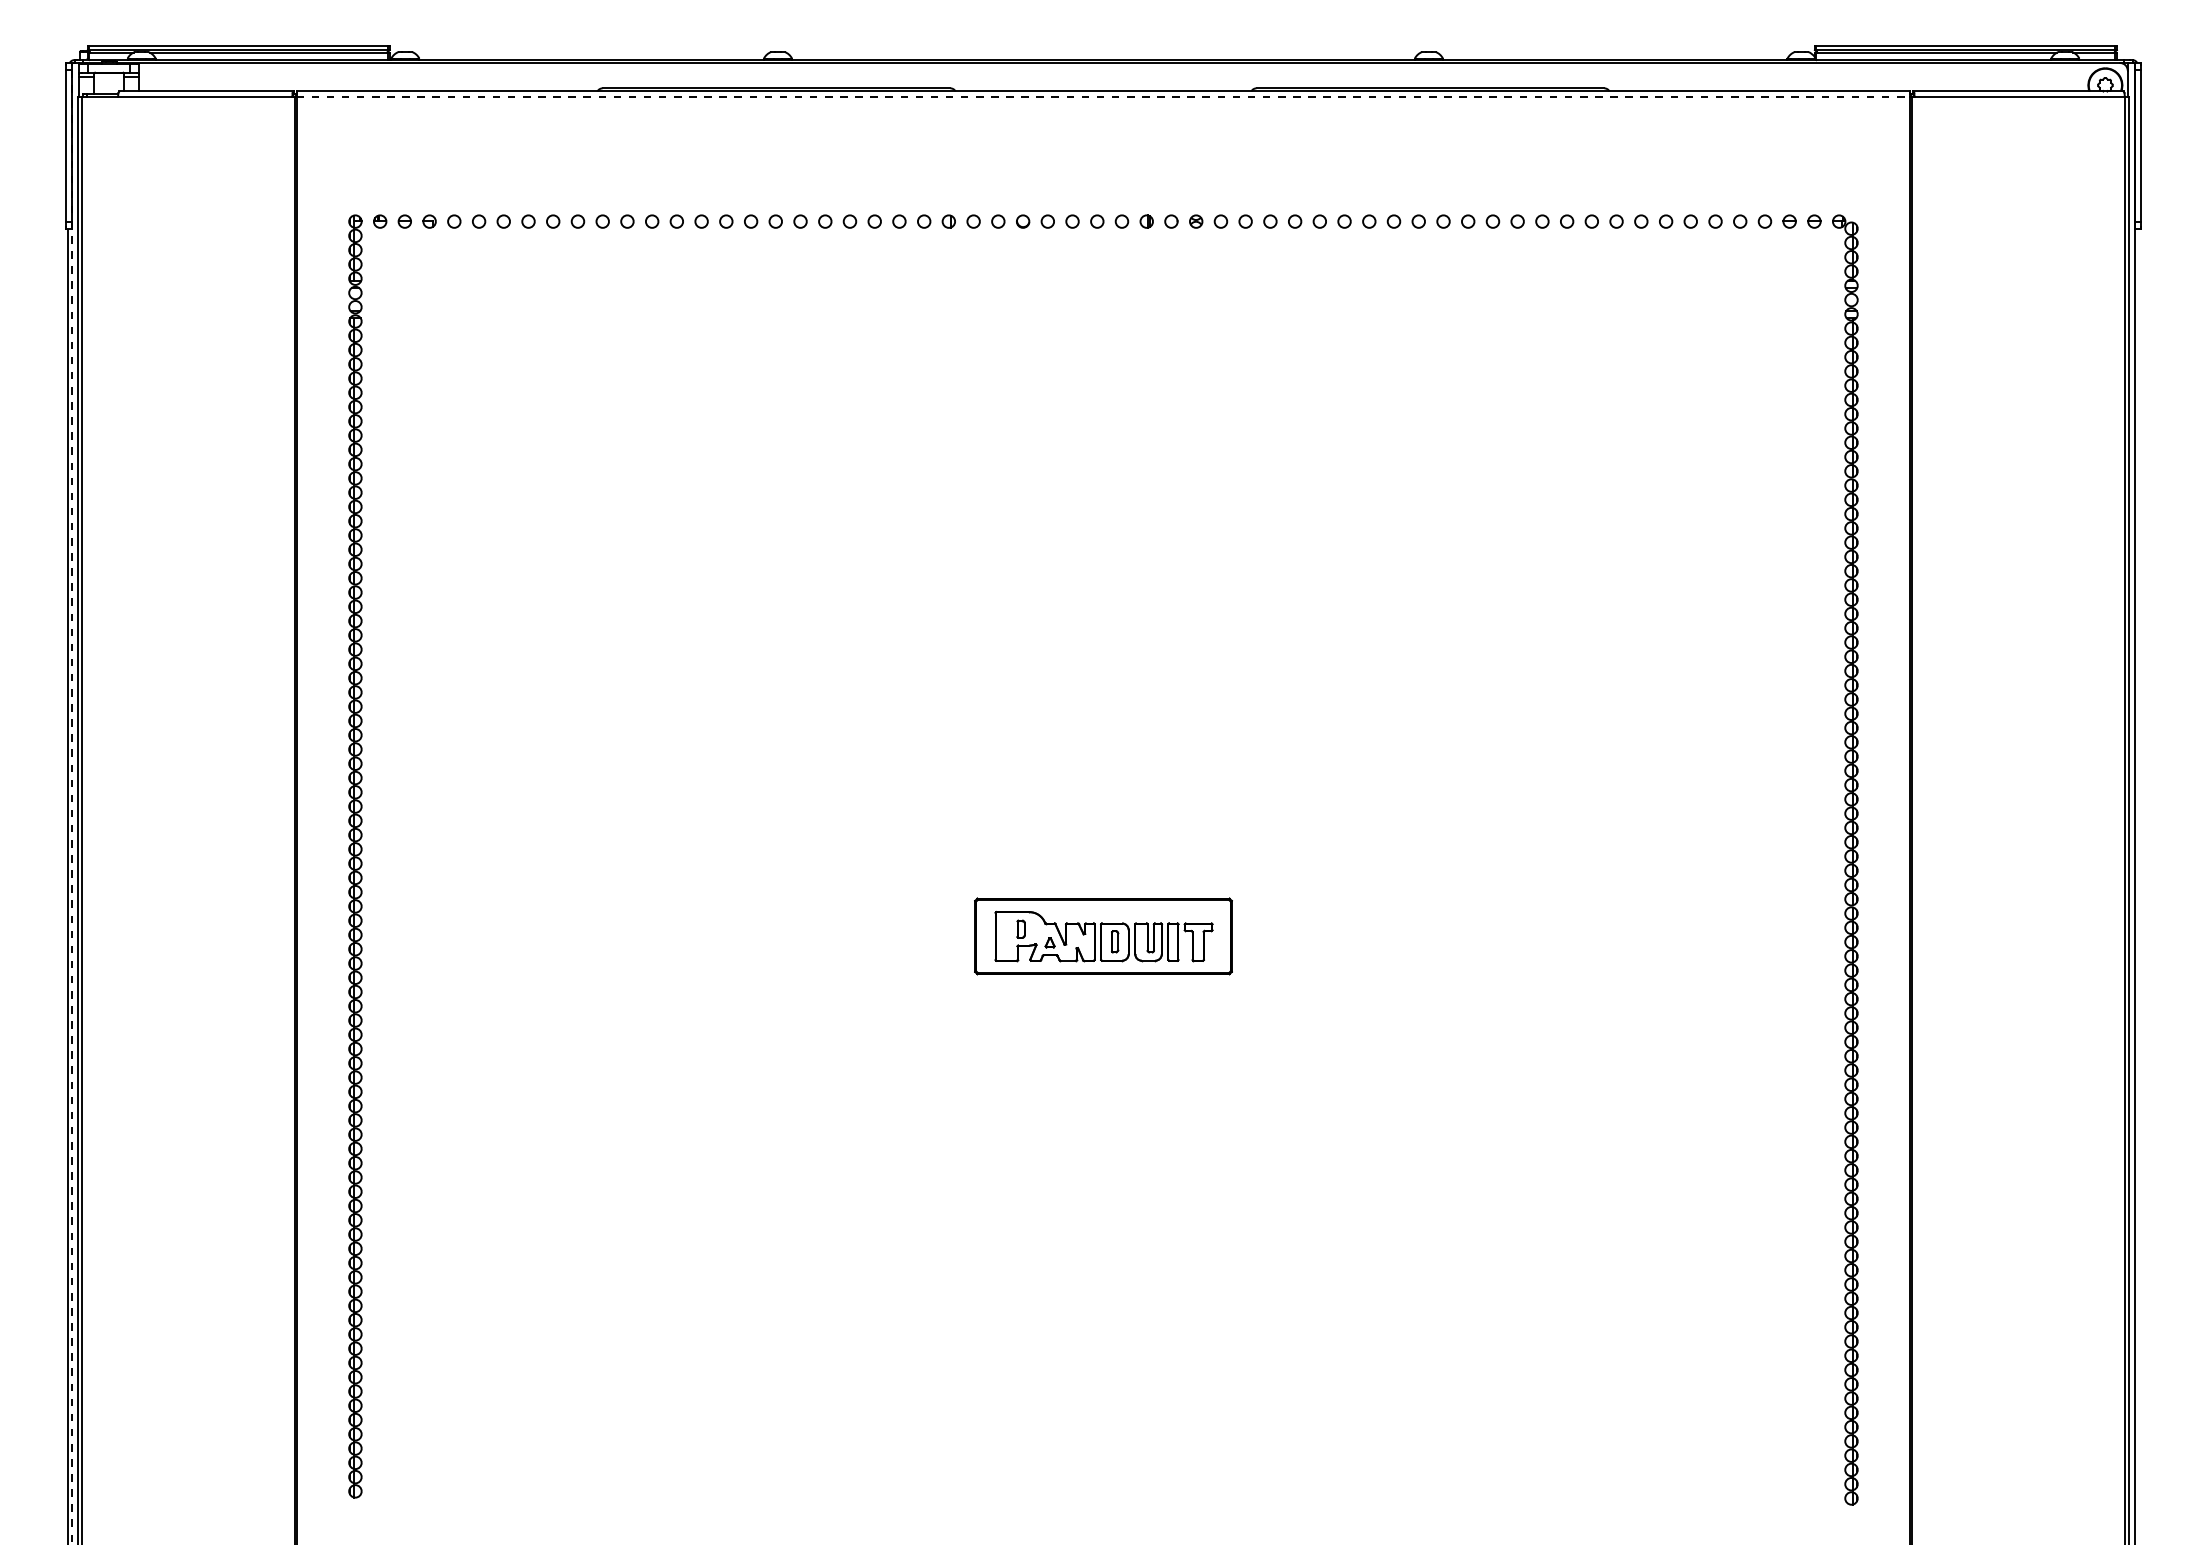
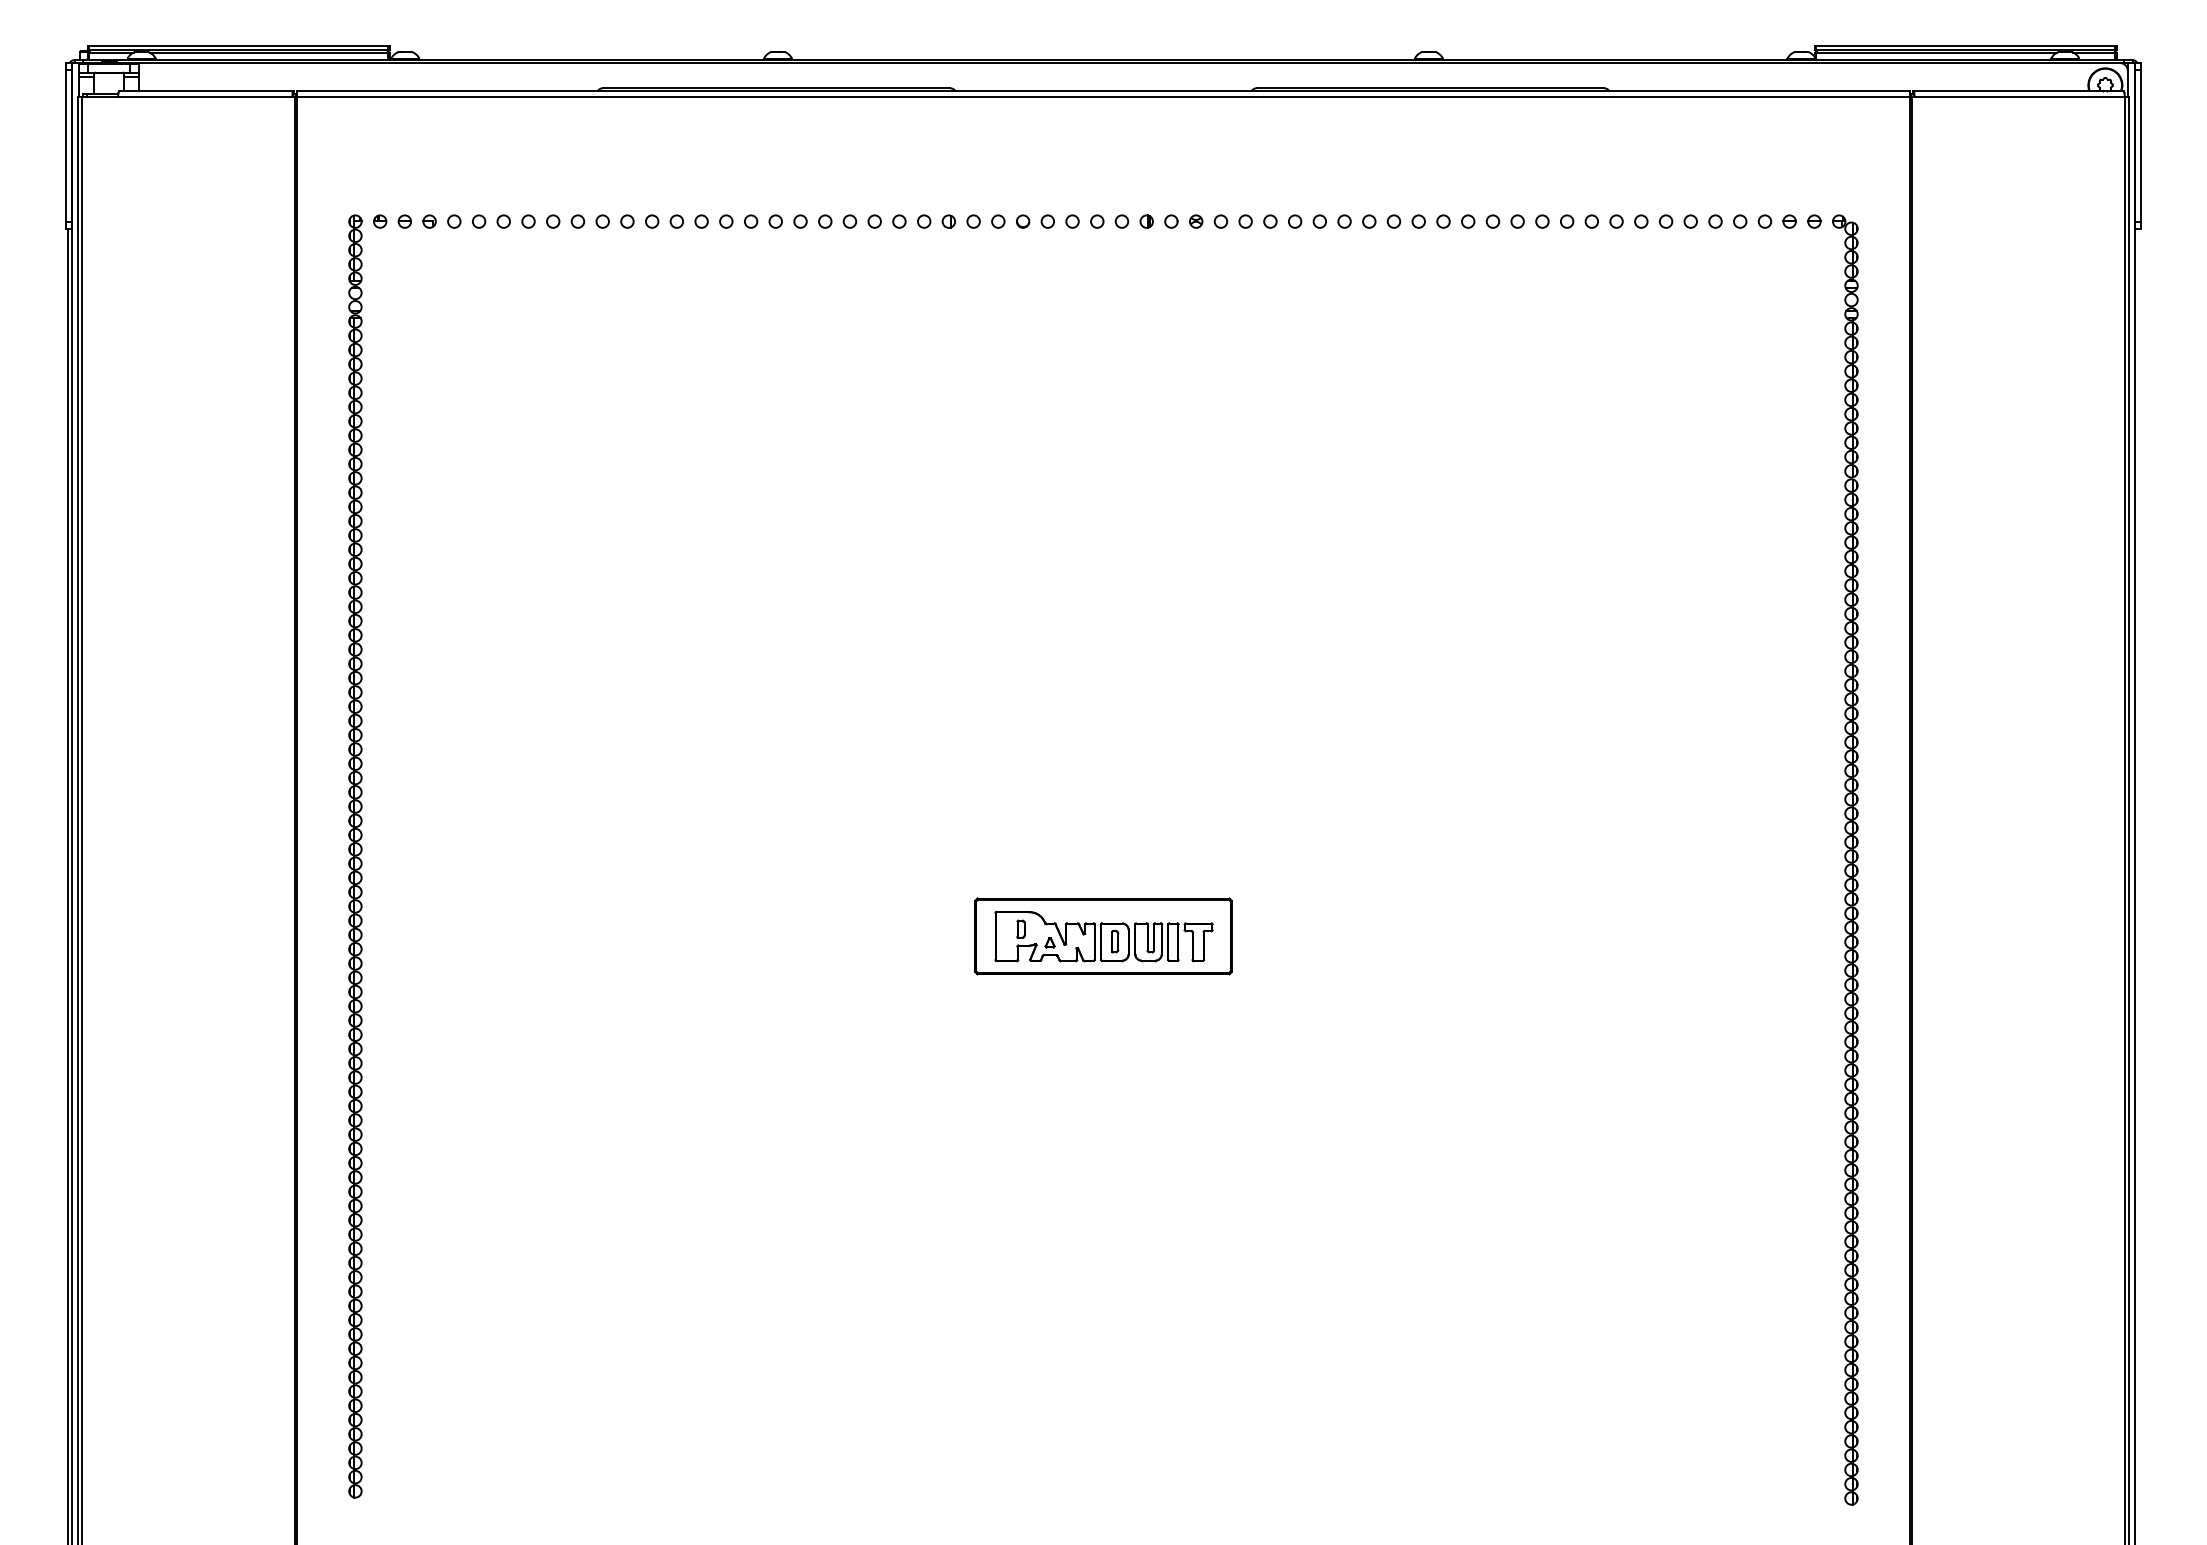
line: dashed -> solid (1103, 96)
line: dashed -> solid (72, 803)
